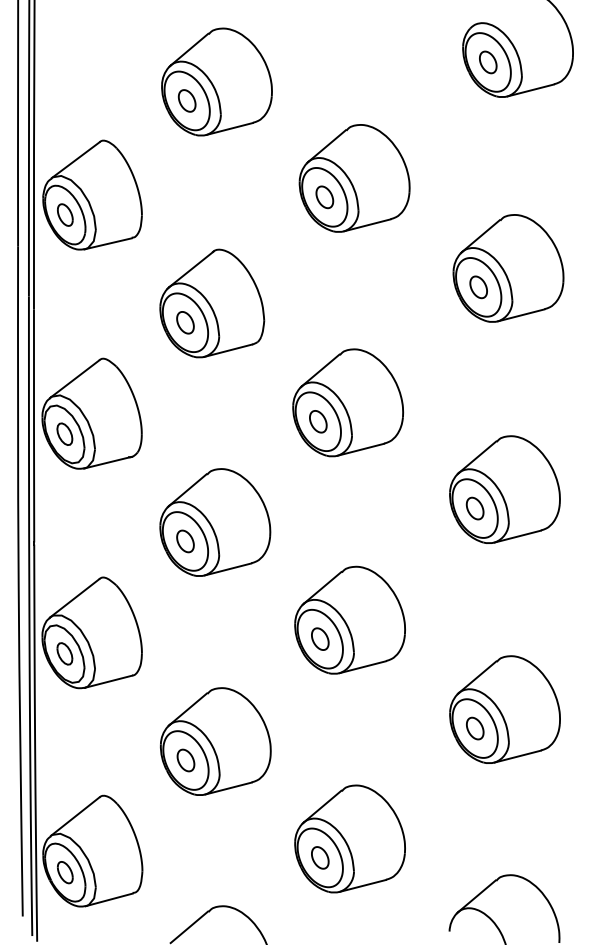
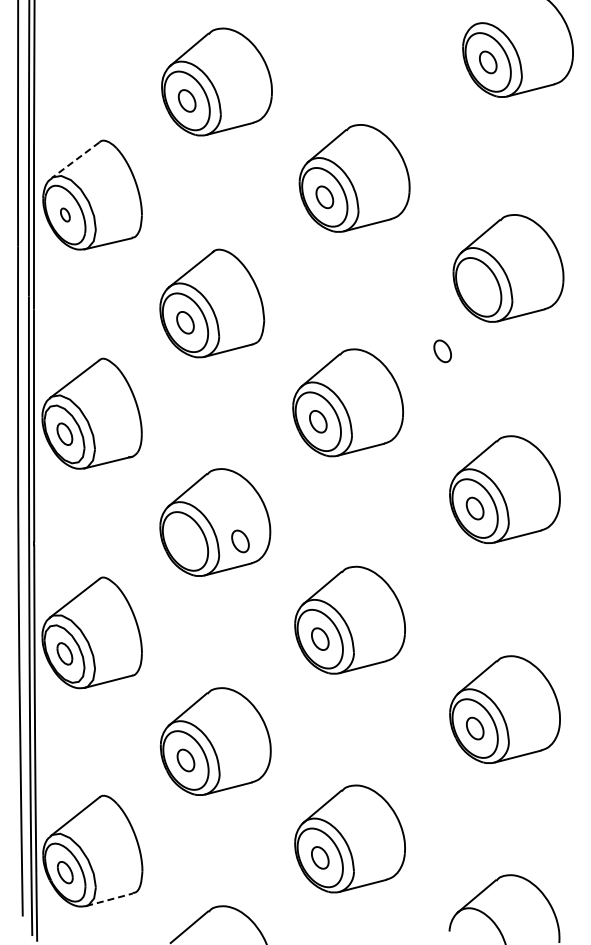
line: solid -> dashed (75, 160)
part size: 17x24 px -> 11x16 px (65, 214)
part position: (478, 287) -> (442, 351) (442, 351)
part position: (185, 541) -> (240, 541) (240, 541)
line: solid -> dashed (110, 899)
